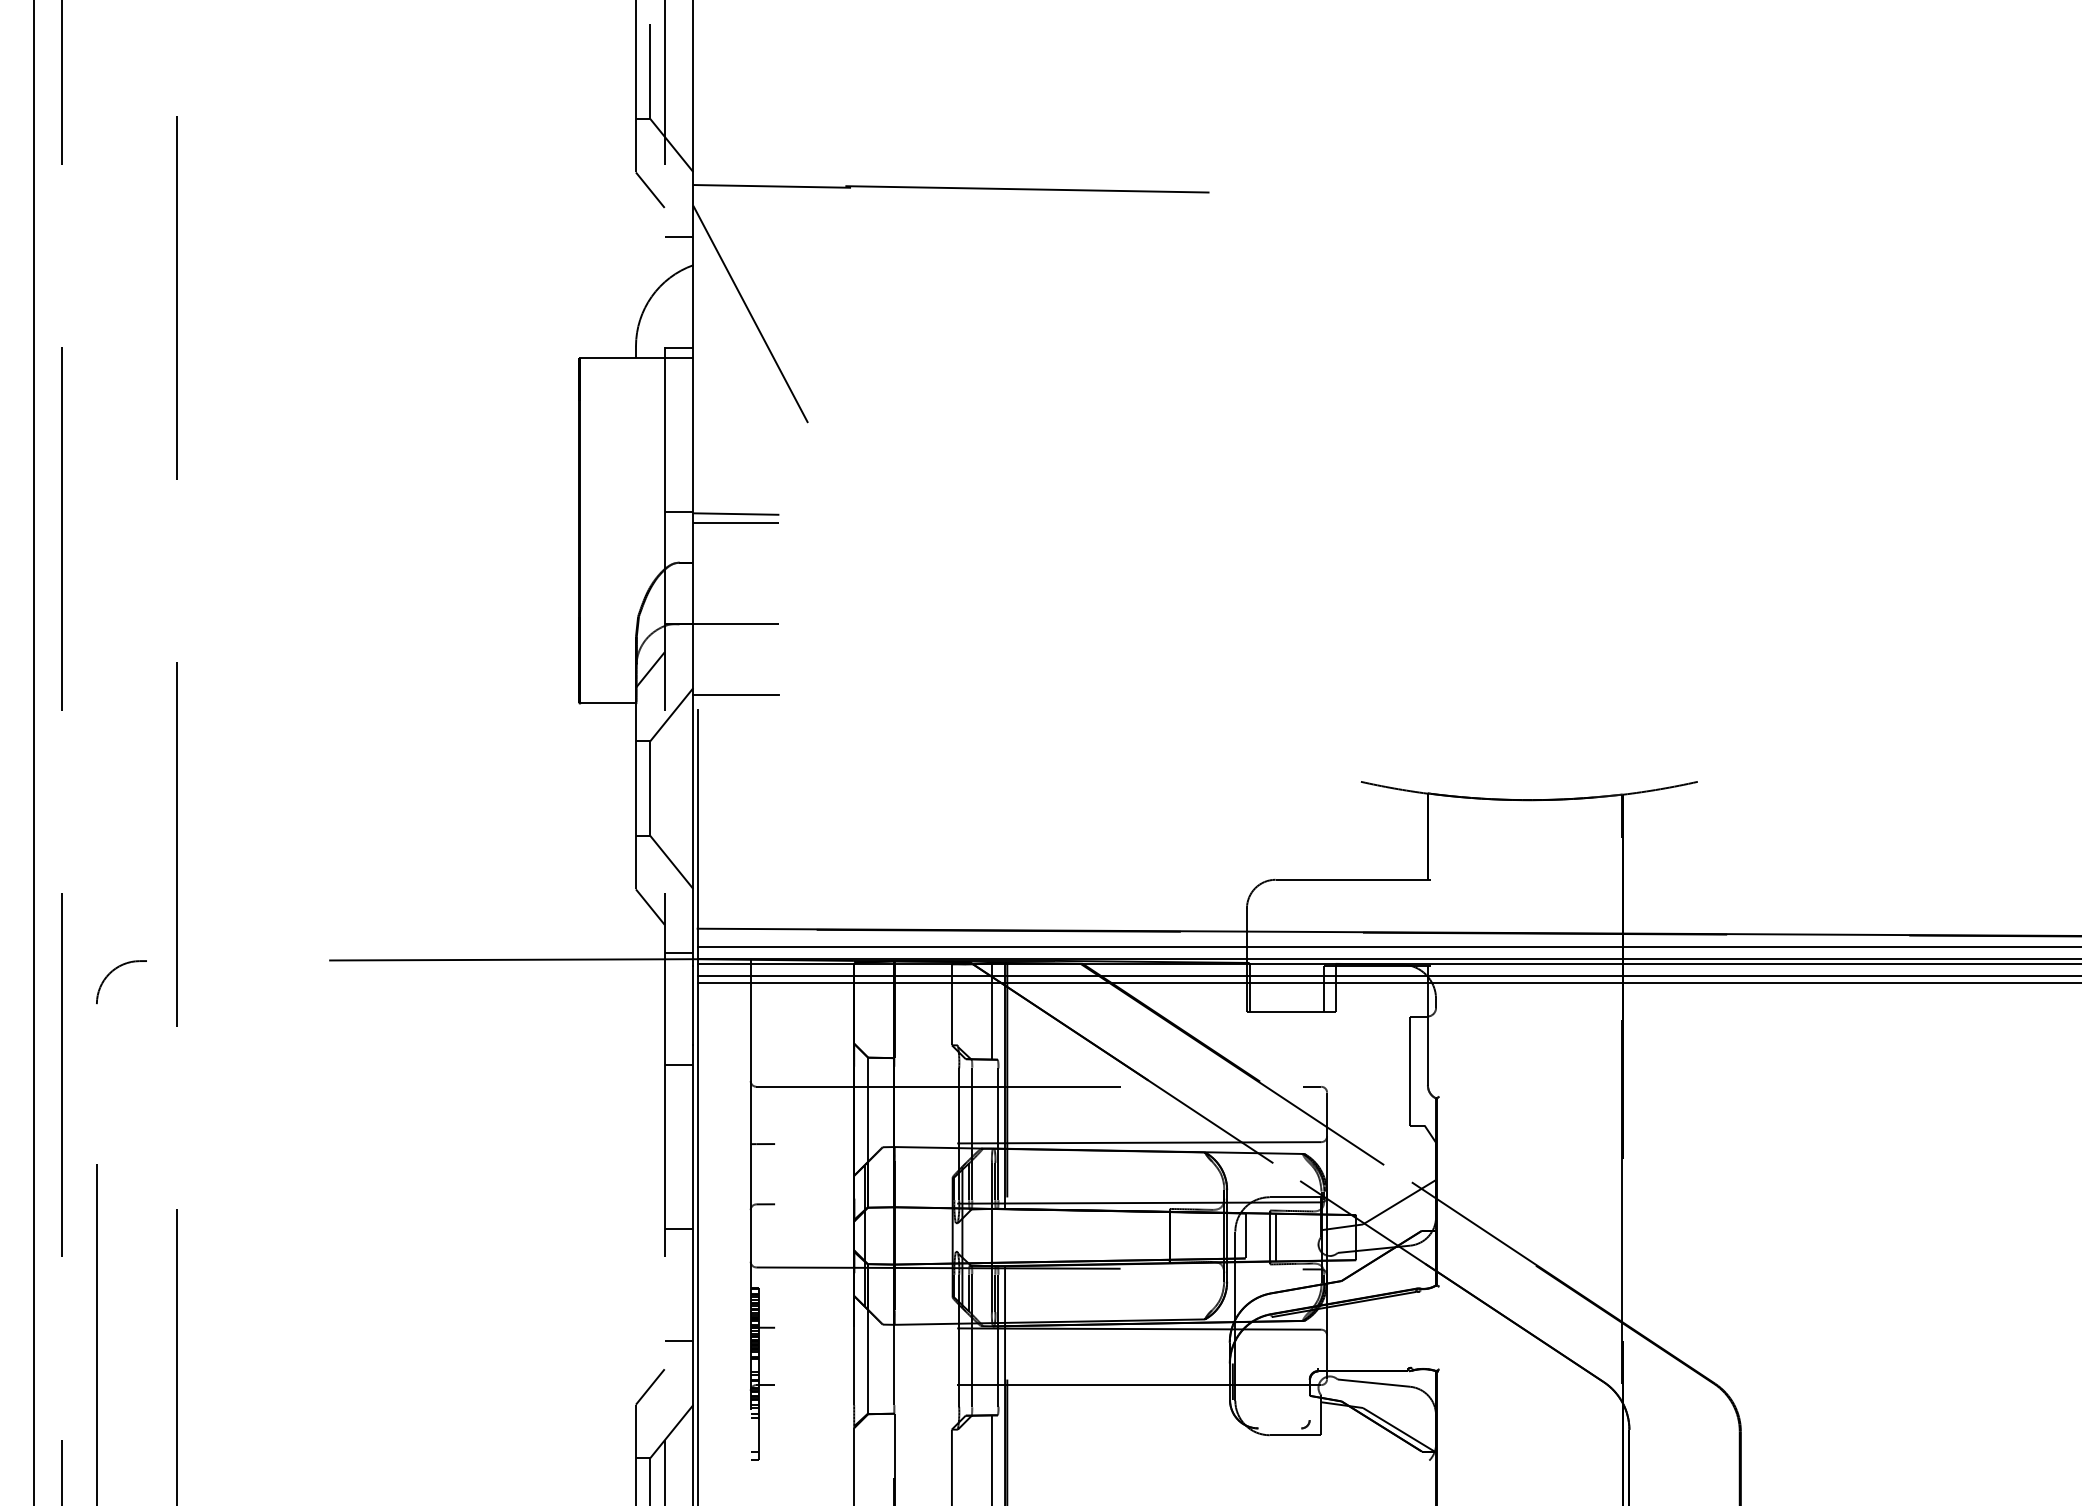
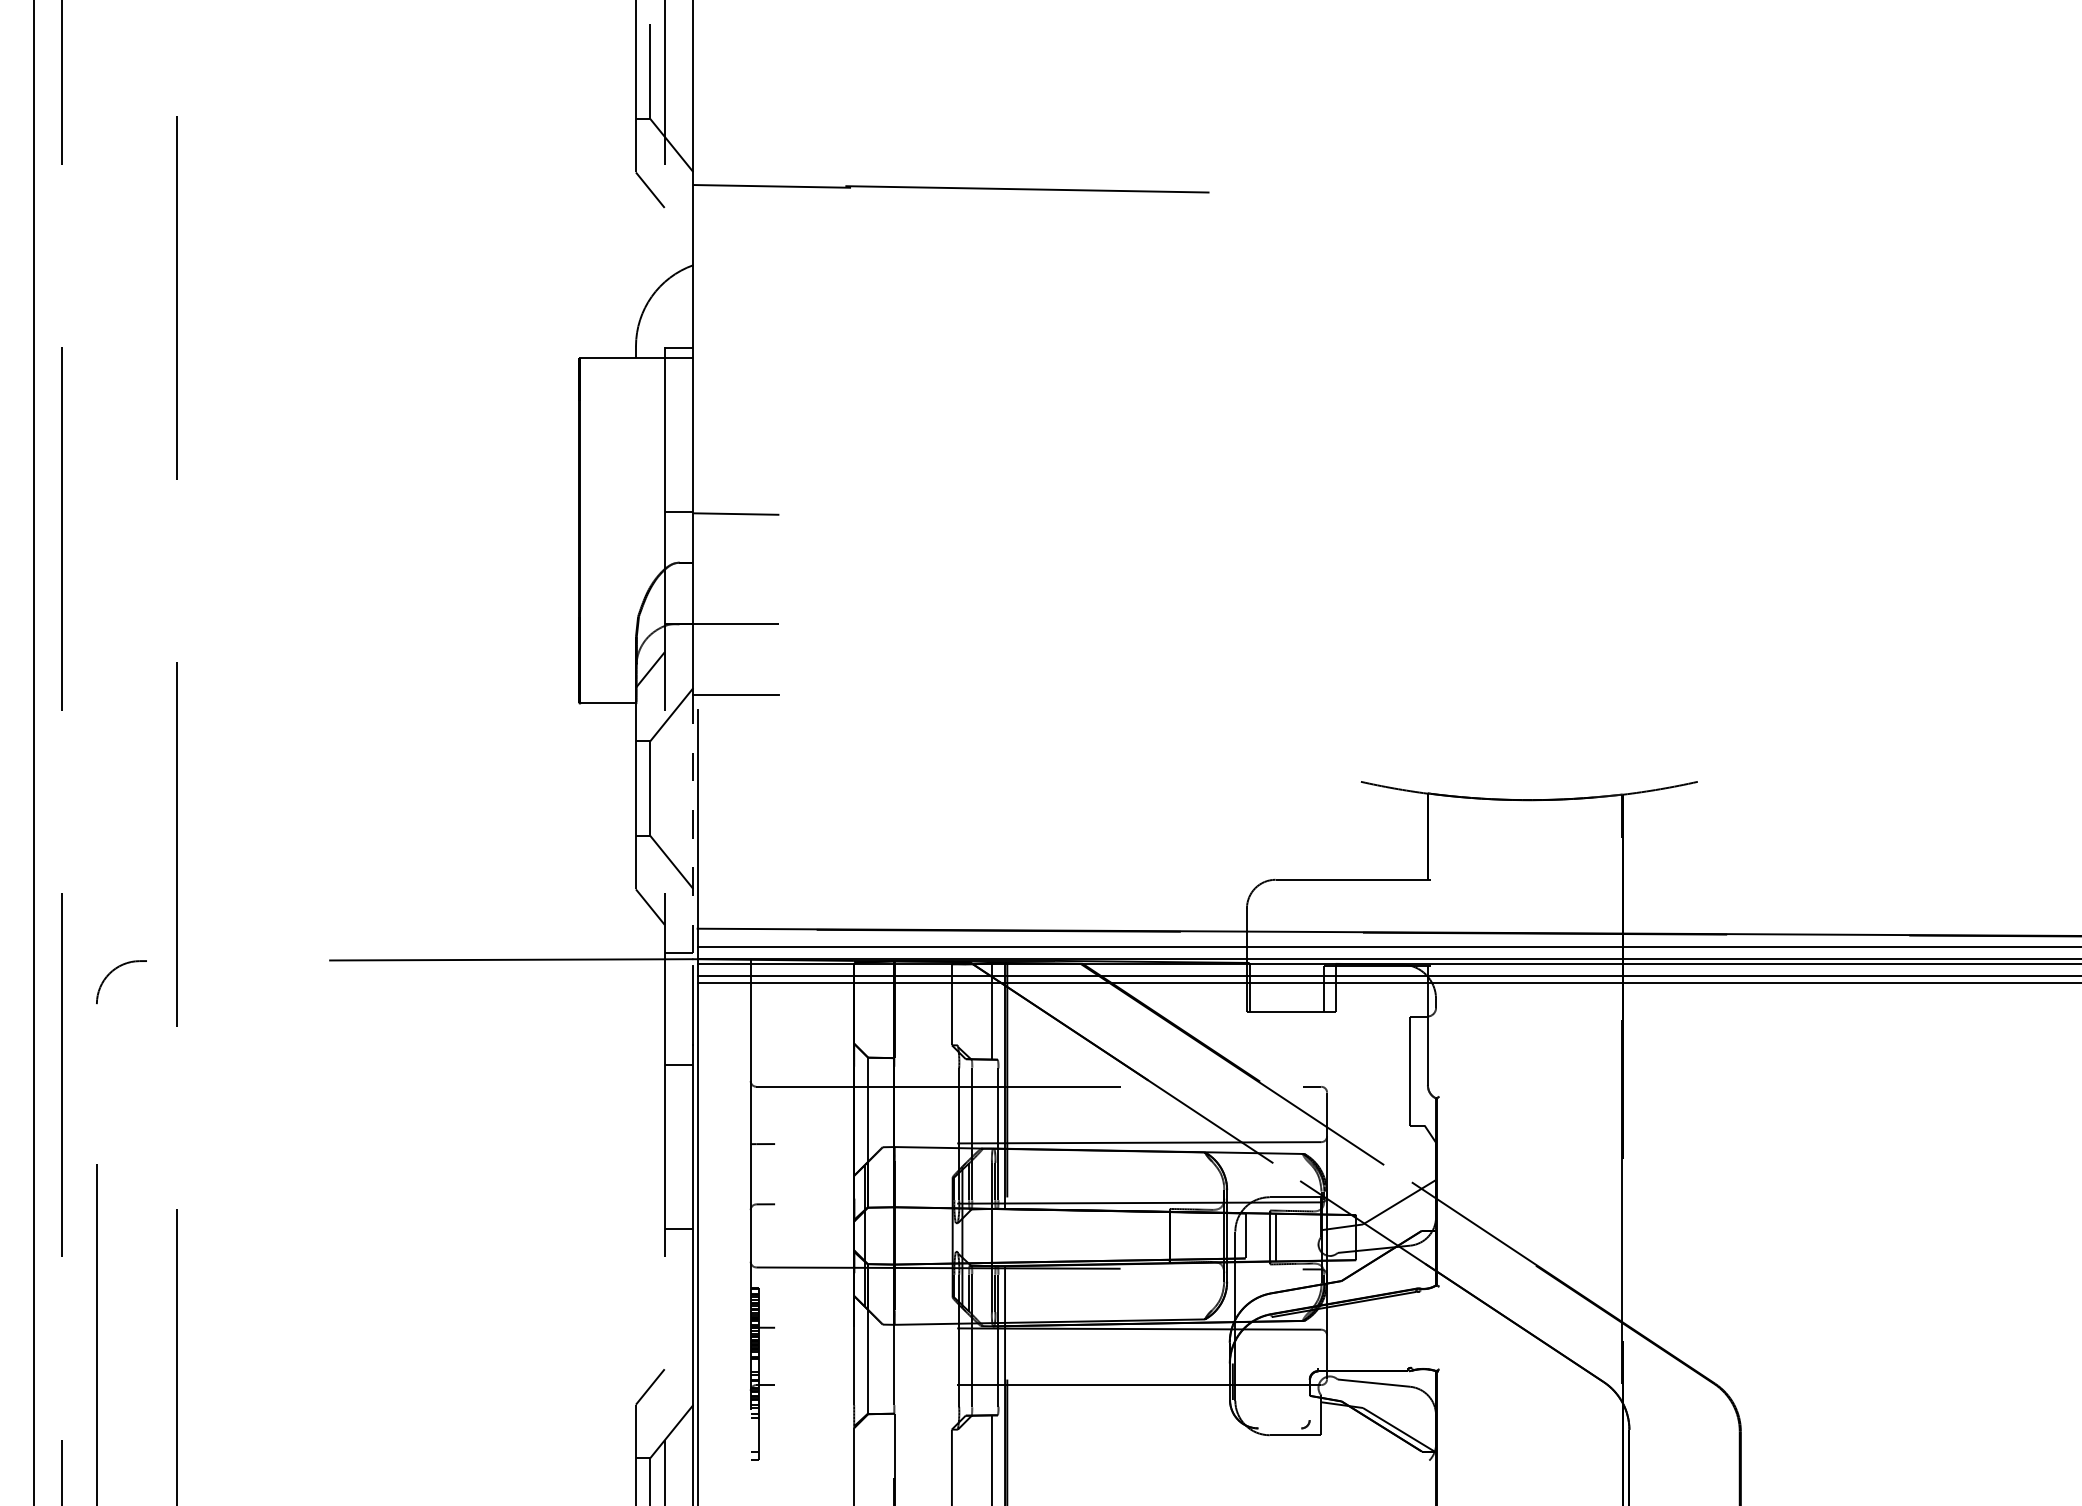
line: present -> none (678, 236)
line: present -> none (750, 313)
line: present -> none (736, 523)
line: solid -> dashed (693, 831)
line: present -> none (678, 1340)
